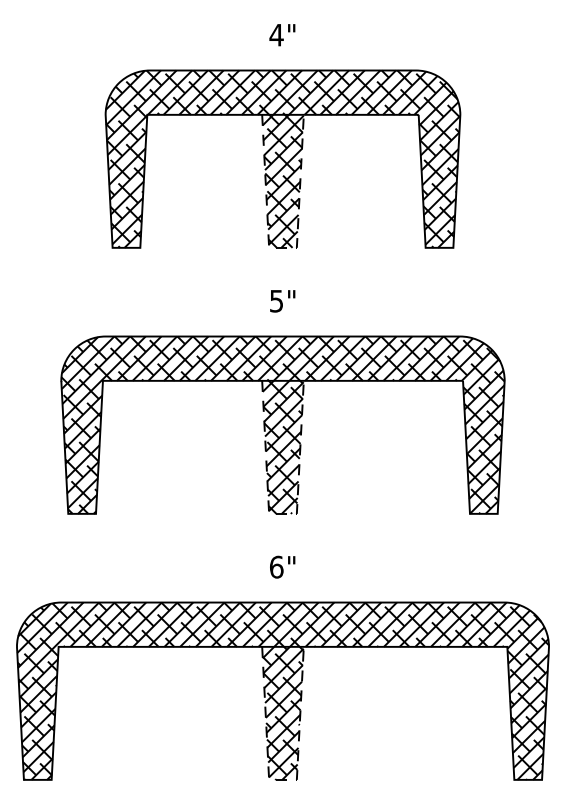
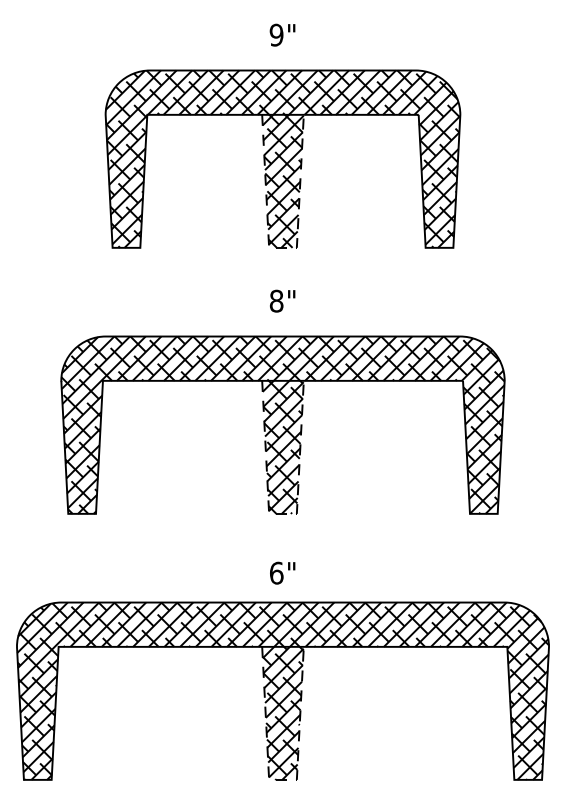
text: 4" -> 9" (276, 34)
text: 5" -> 8" (276, 300)
text position: (282, 566) -> (282, 572) (282, 572)
